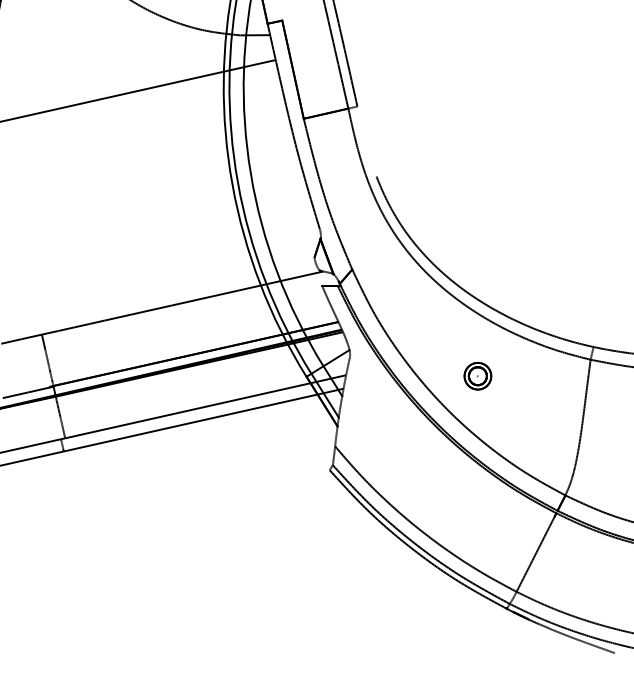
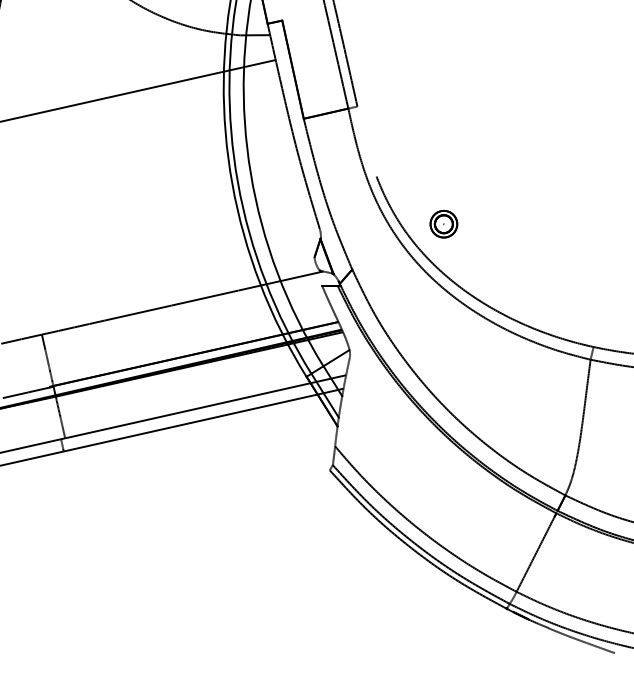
part position: (477, 375) -> (443, 223) (443, 223)
